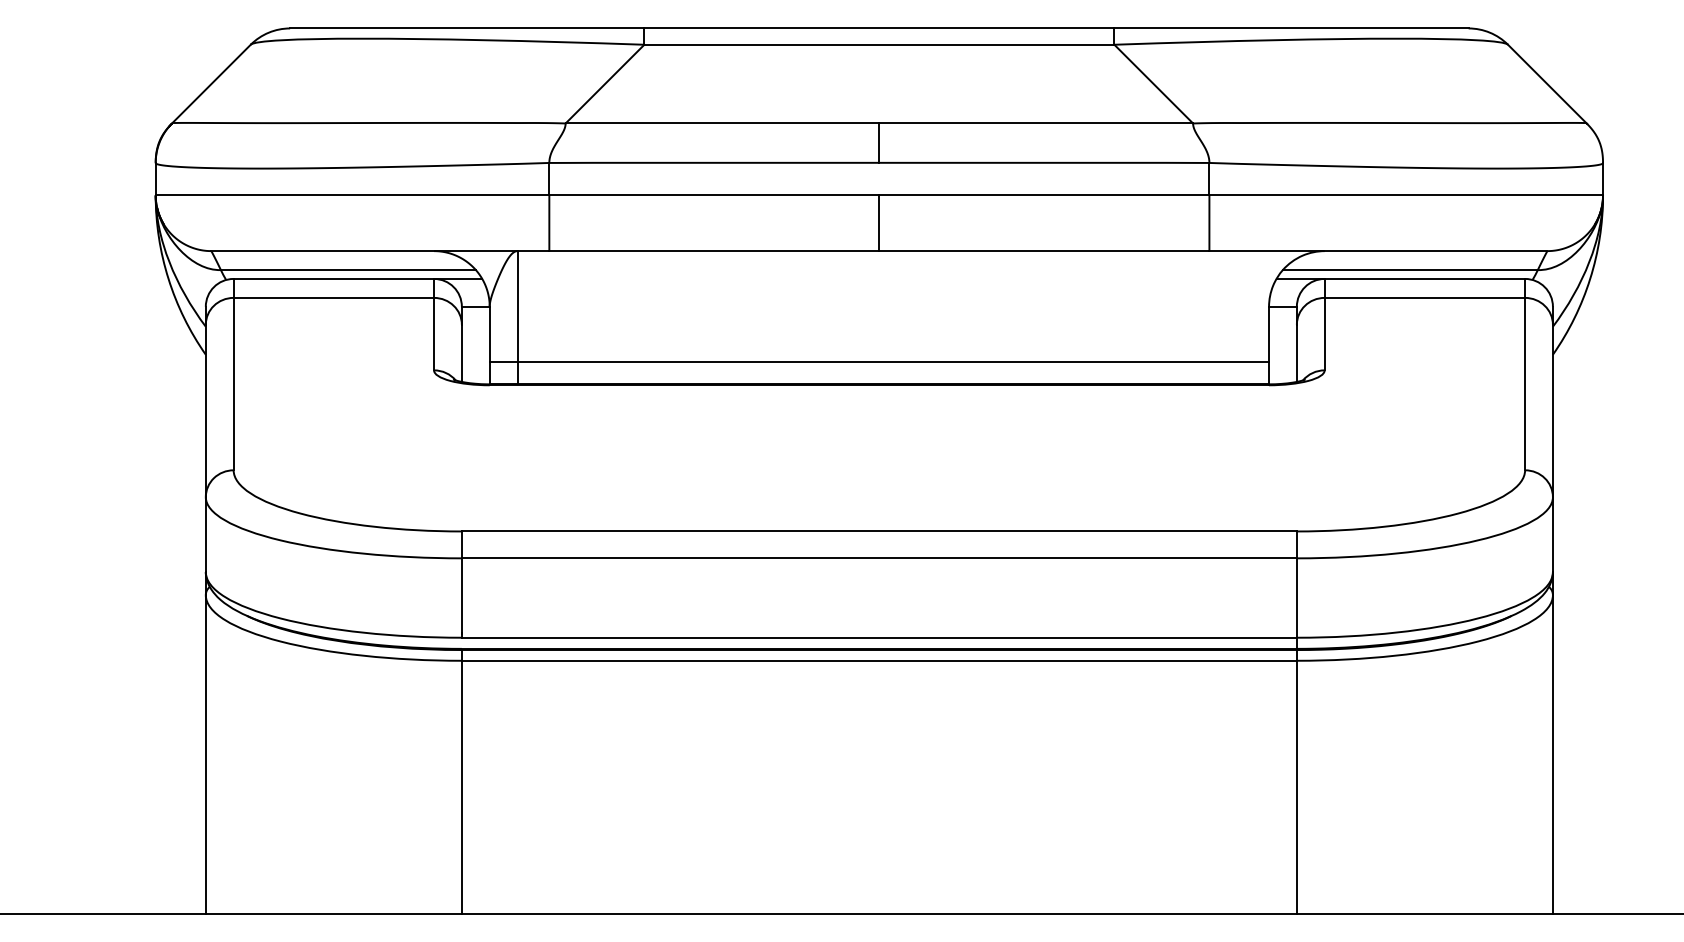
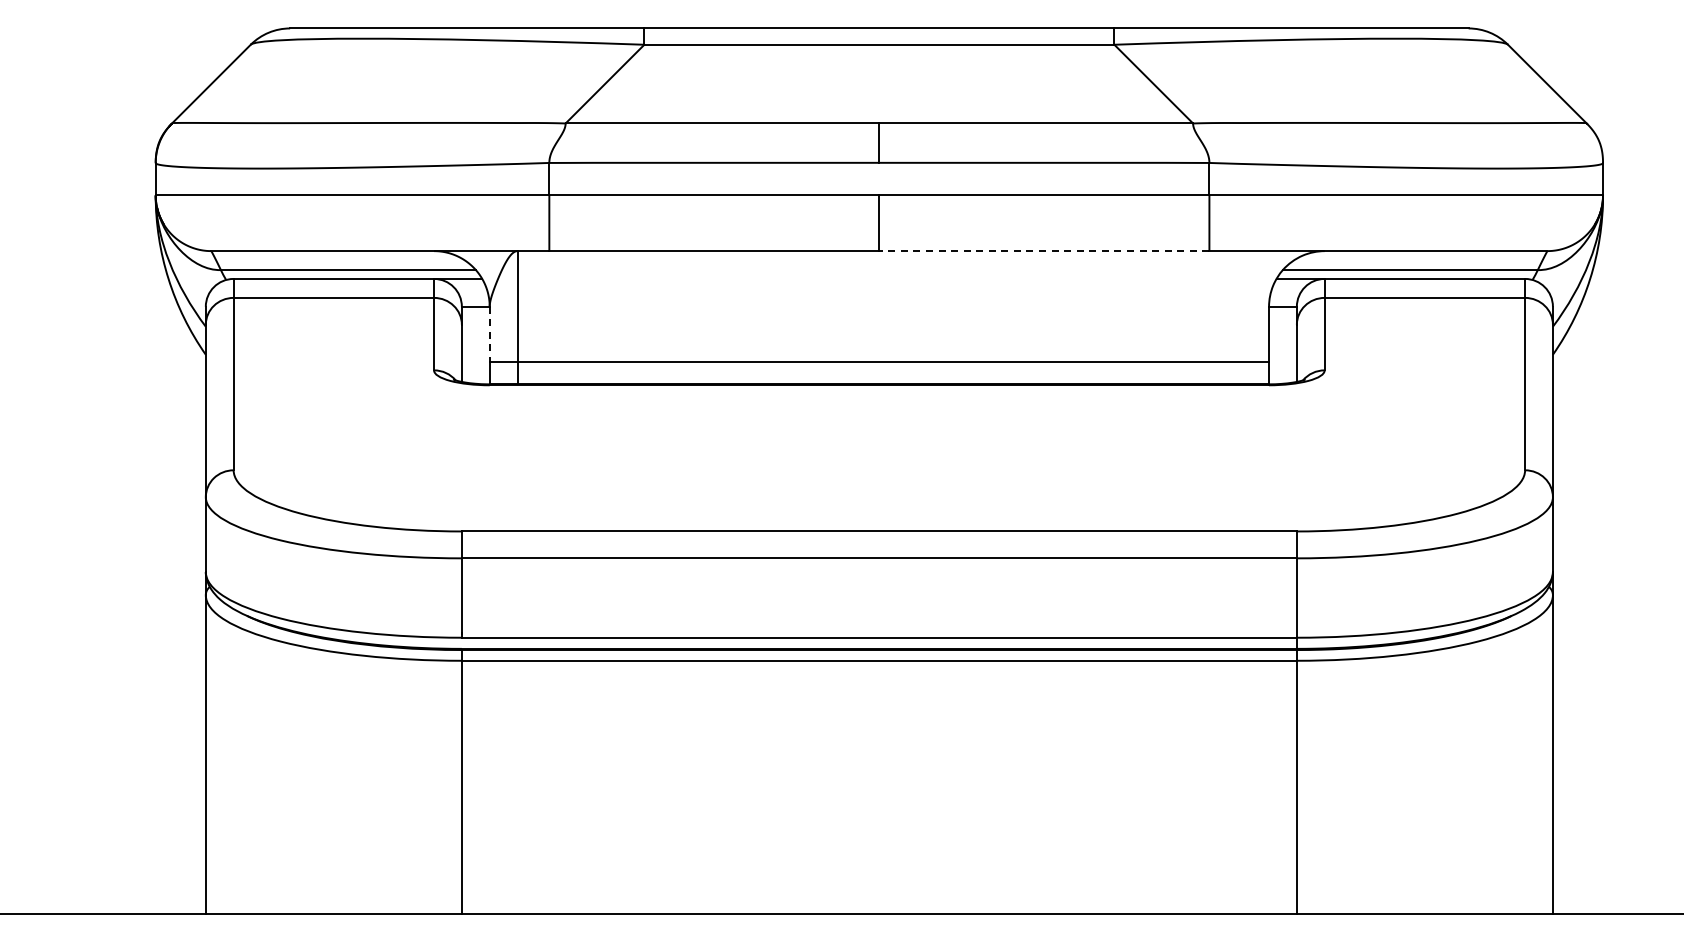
line: solid -> dashed (1043, 251)
line: solid -> dashed (489, 334)
